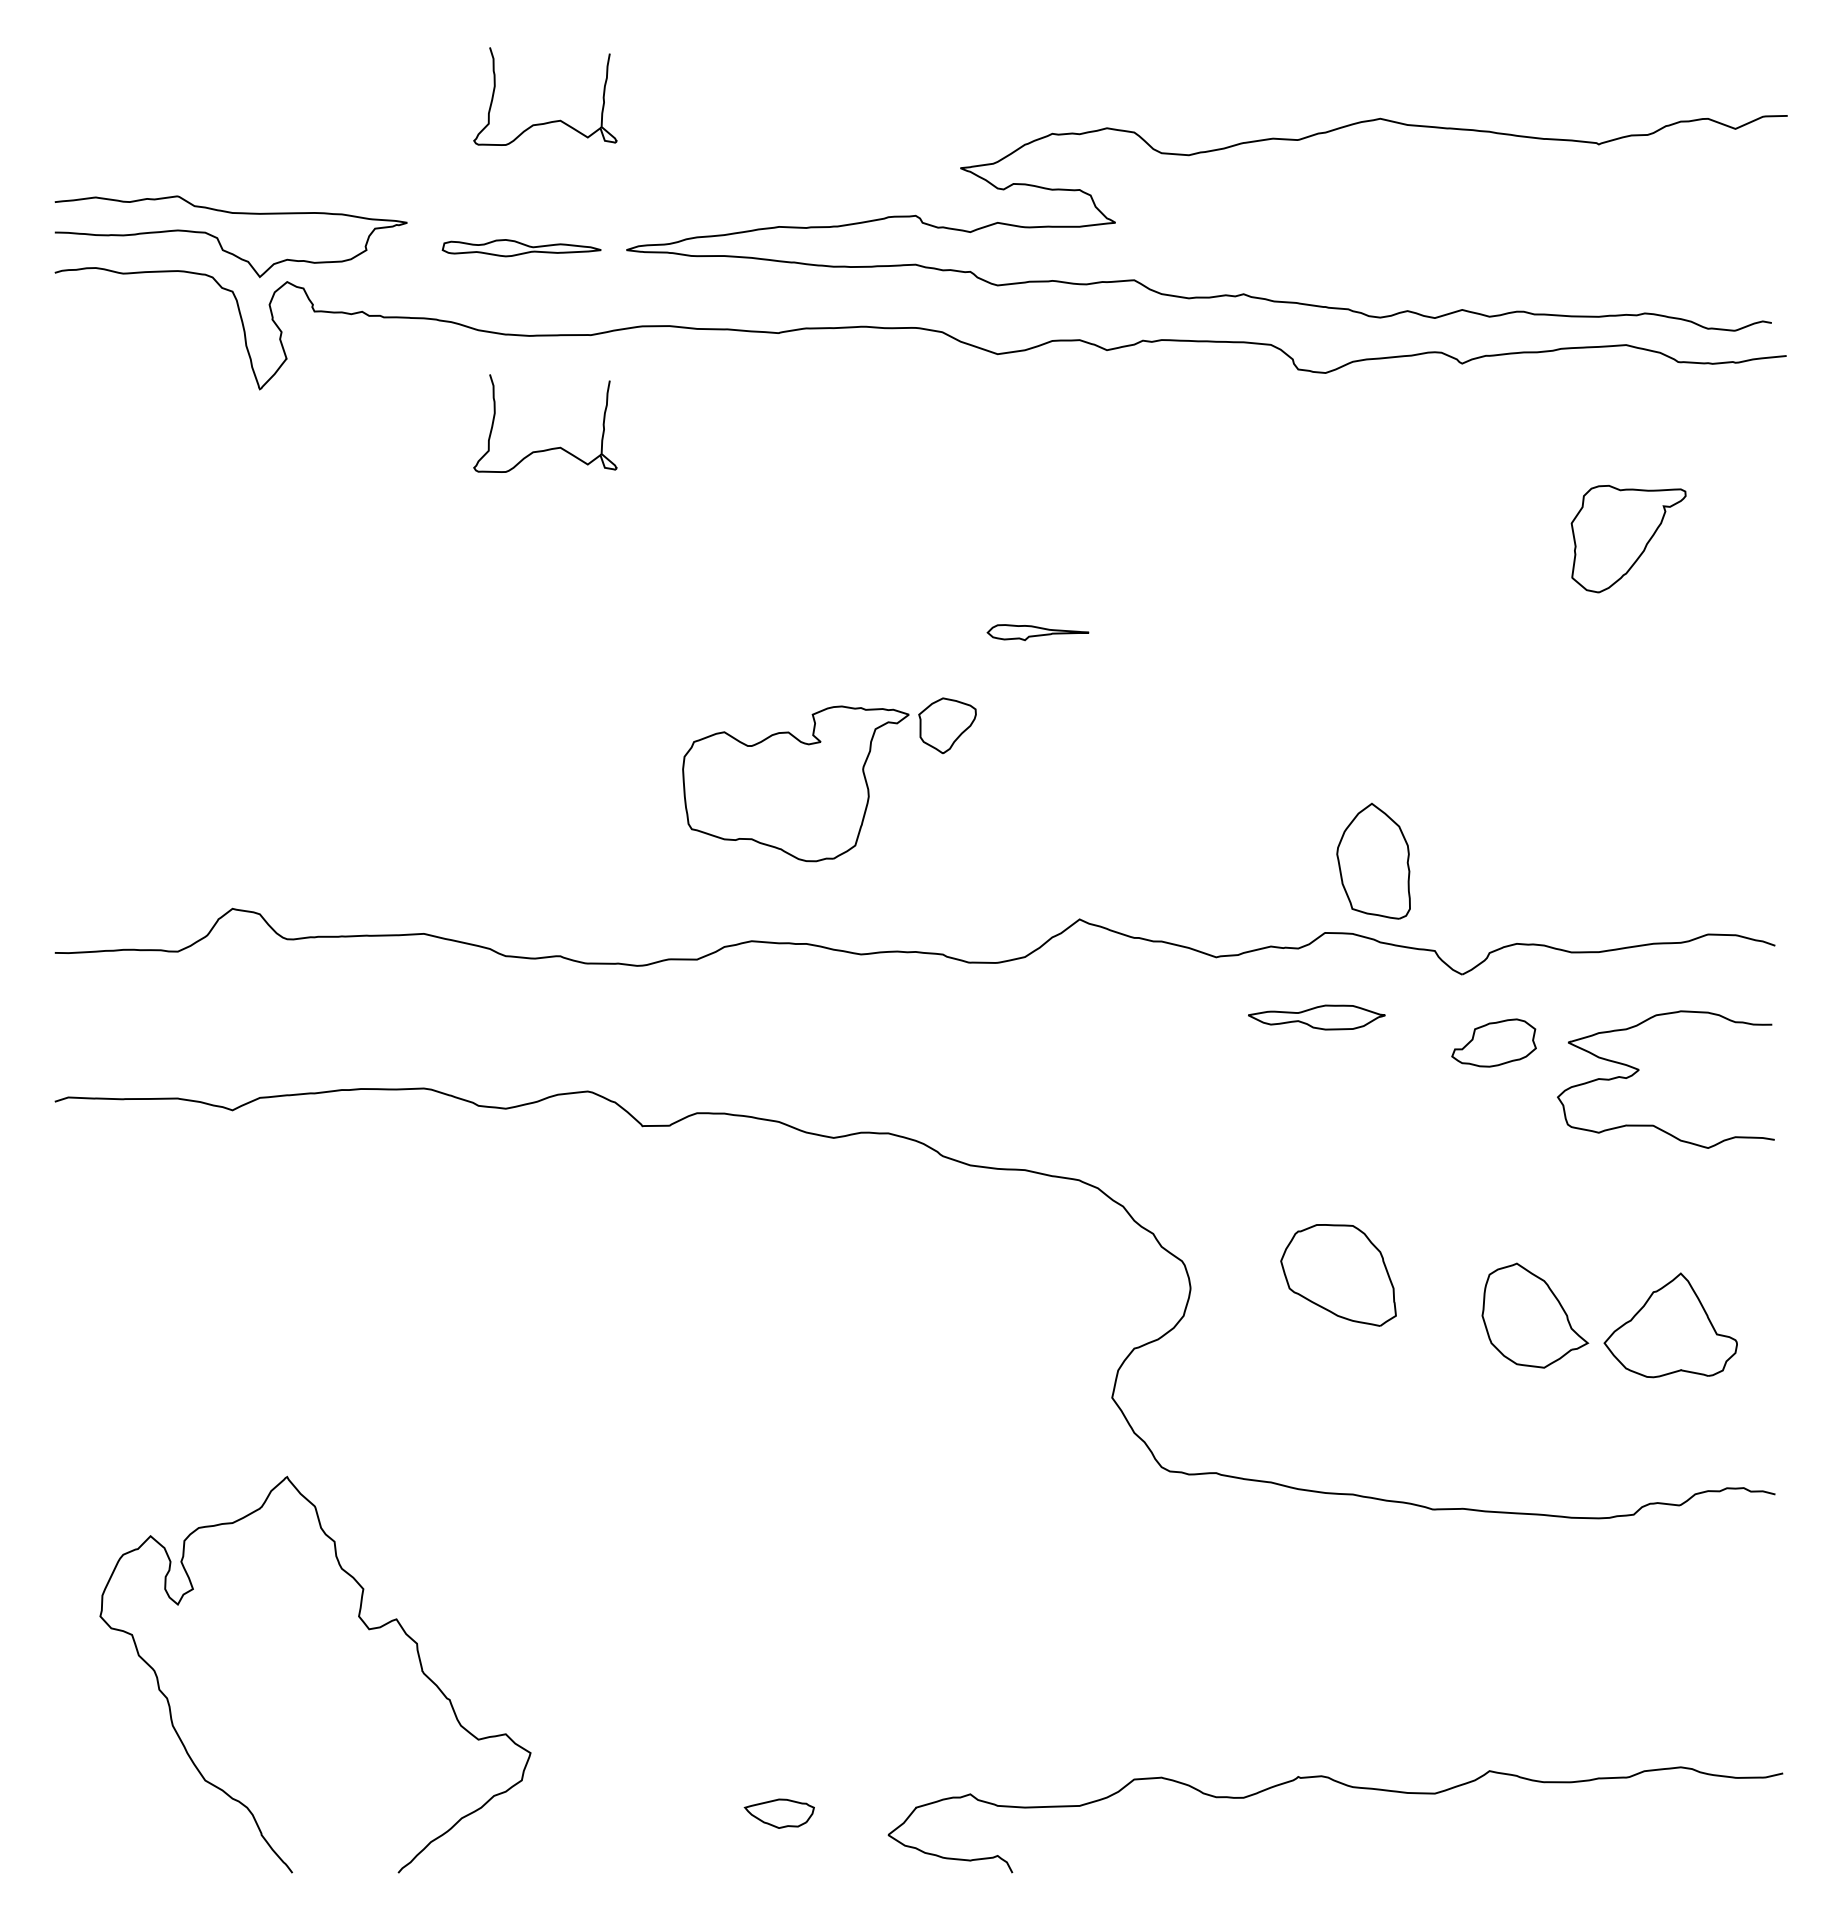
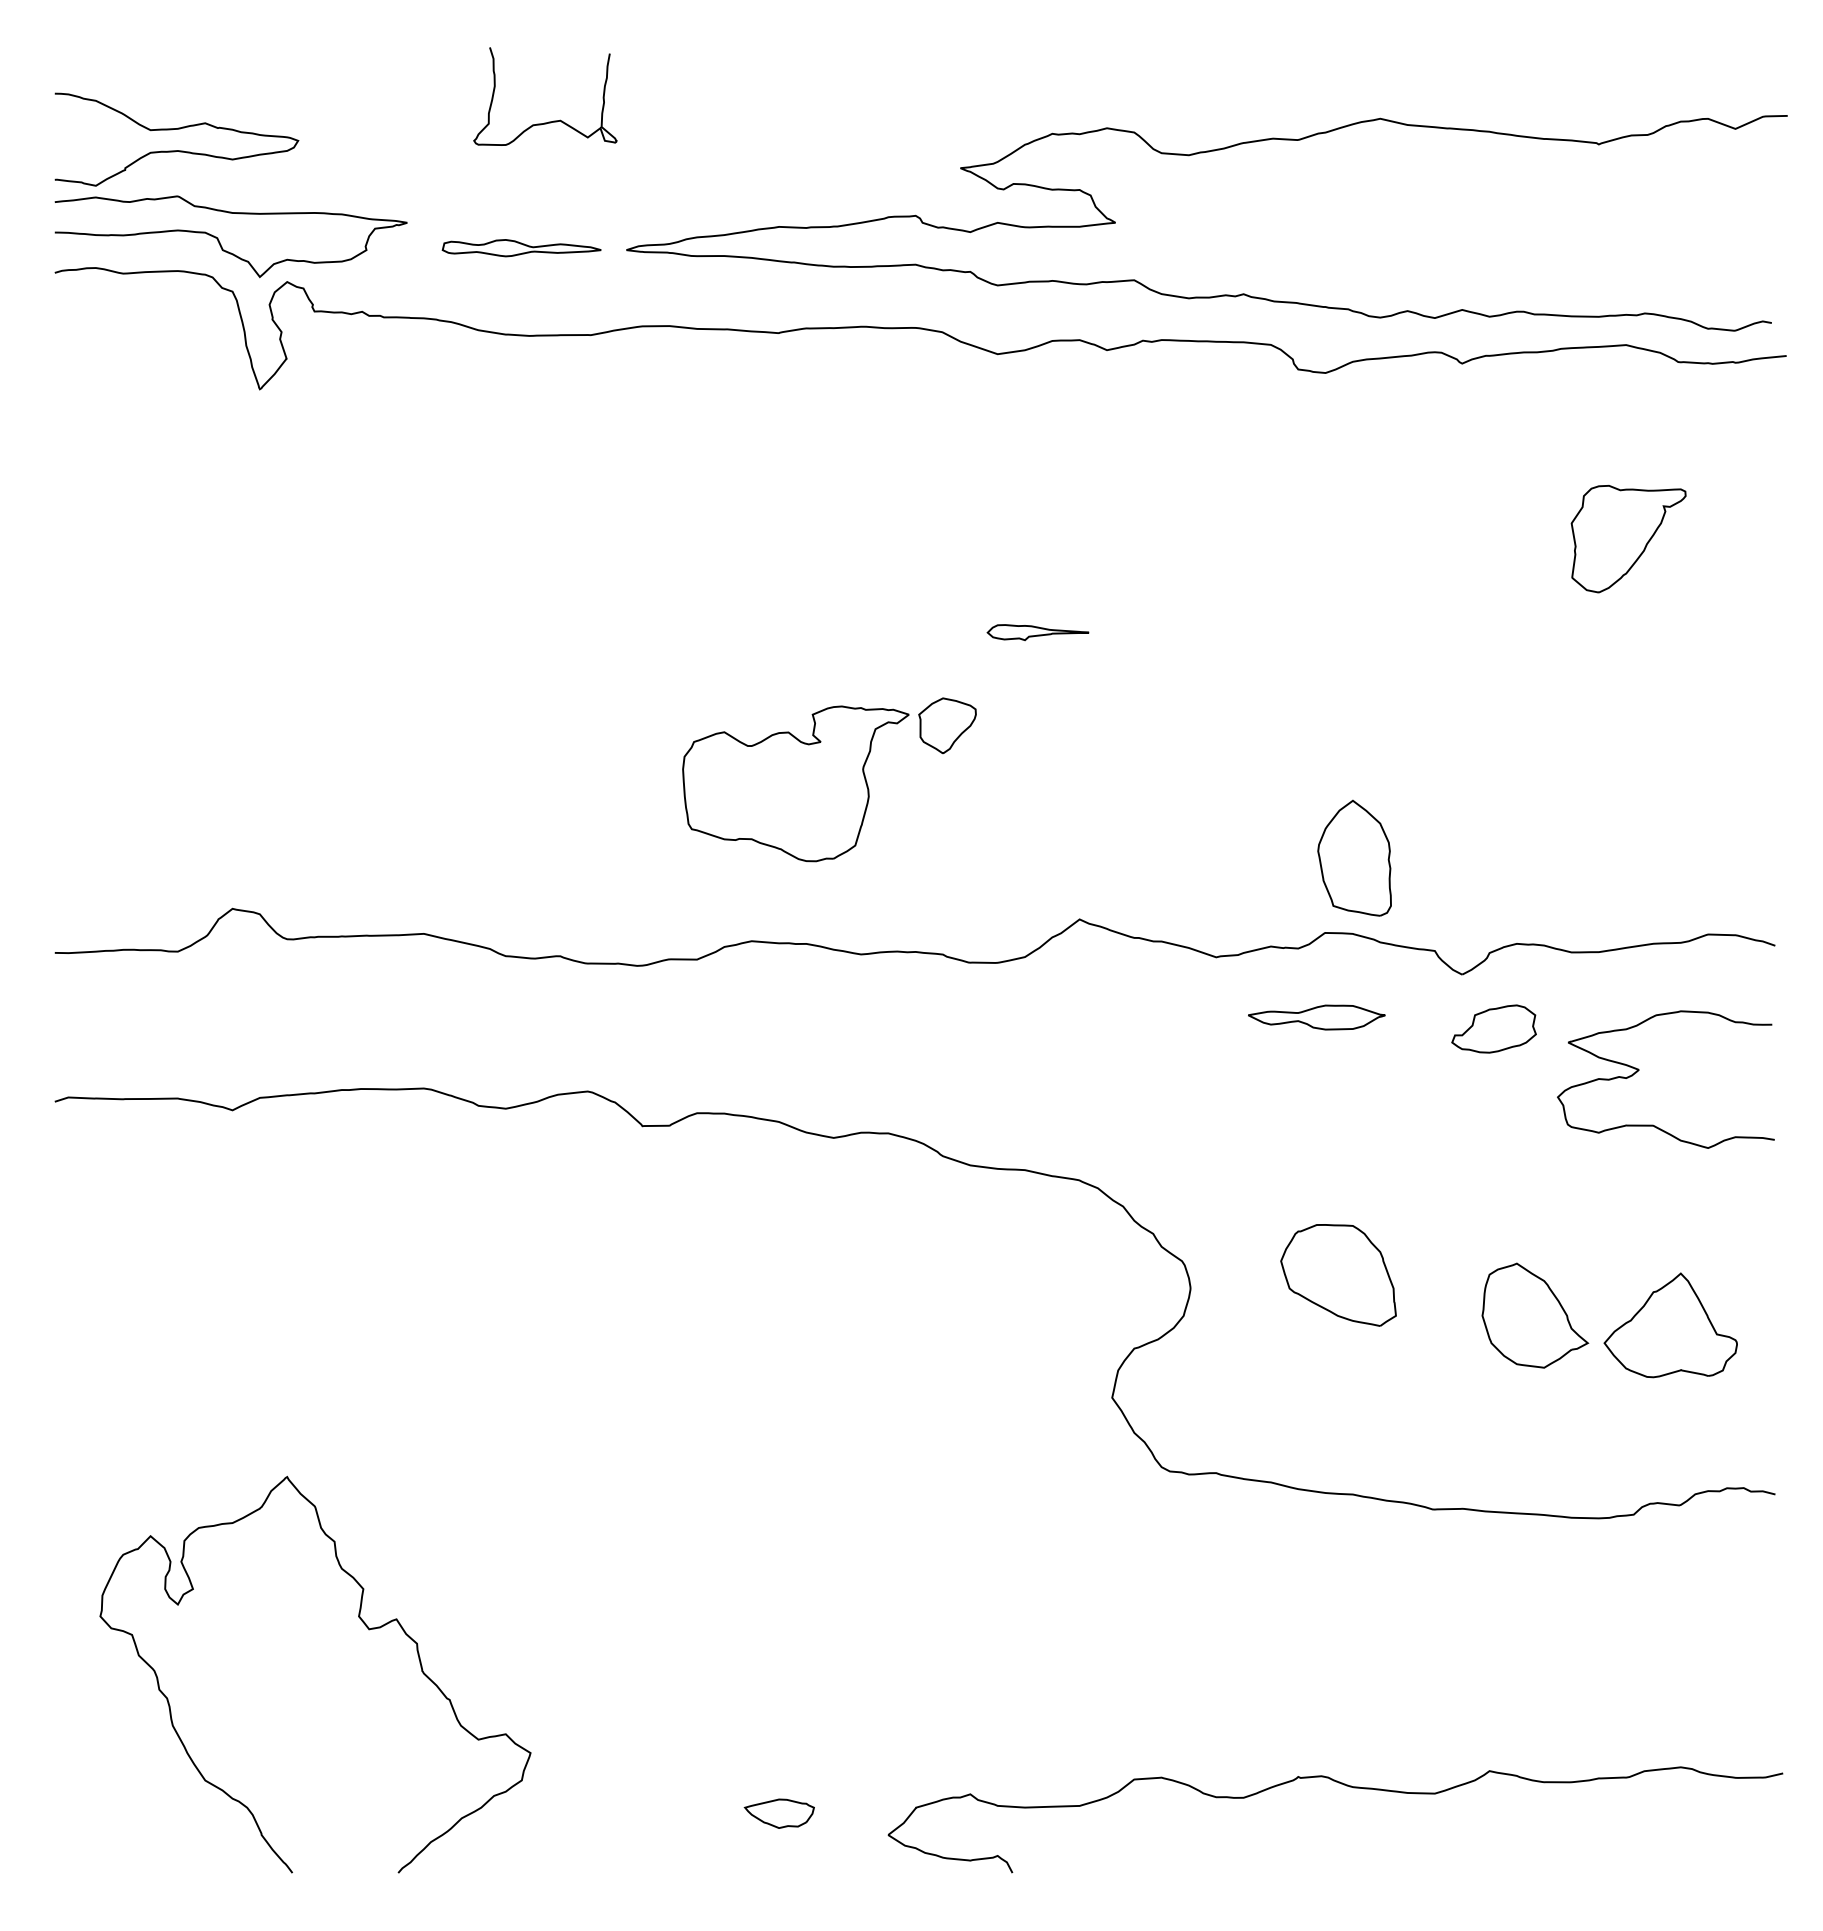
curve: none -> present (172, 130)
curve: present -> none (548, 448)
part position: (1373, 860) -> (1354, 857) (1354, 857)
part position: (1493, 1042) -> (1493, 1028) (1493, 1028)
